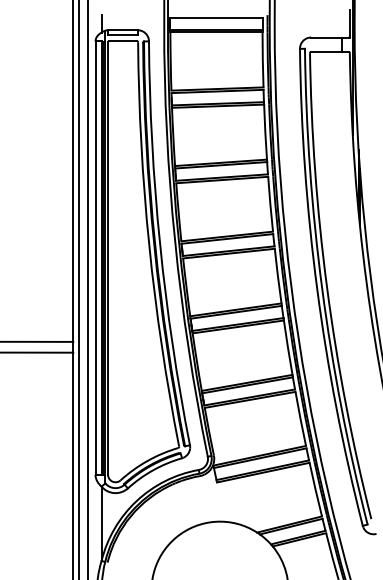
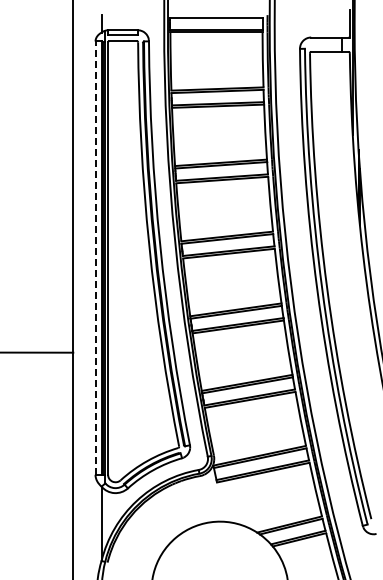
line: solid -> dashed (95, 258)
line: present -> none (78, 289)
line: present -> none (87, 289)
line: present -> none (37, 341)
